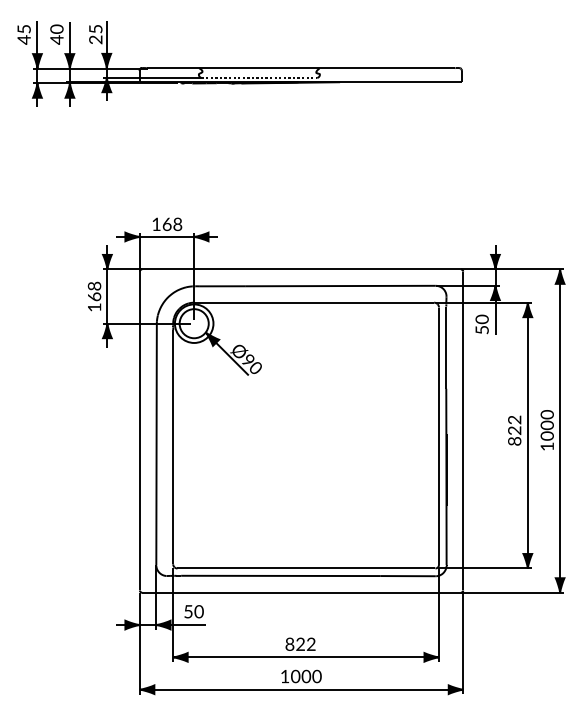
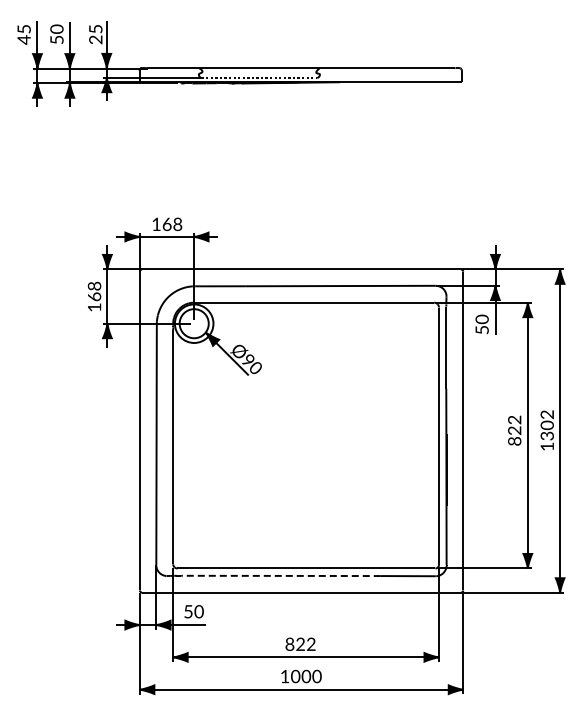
text: 40 -> 50 (56, 39)
text: 1000 -> 1302 (547, 425)
line: solid -> dashed (280, 575)
